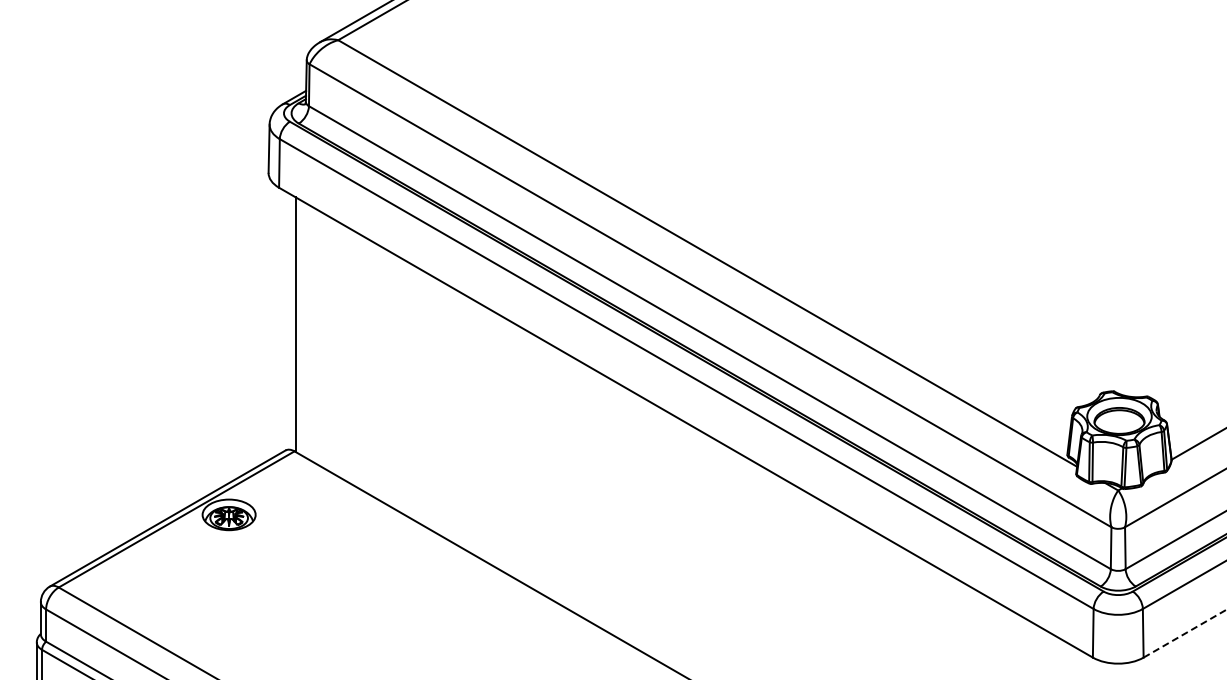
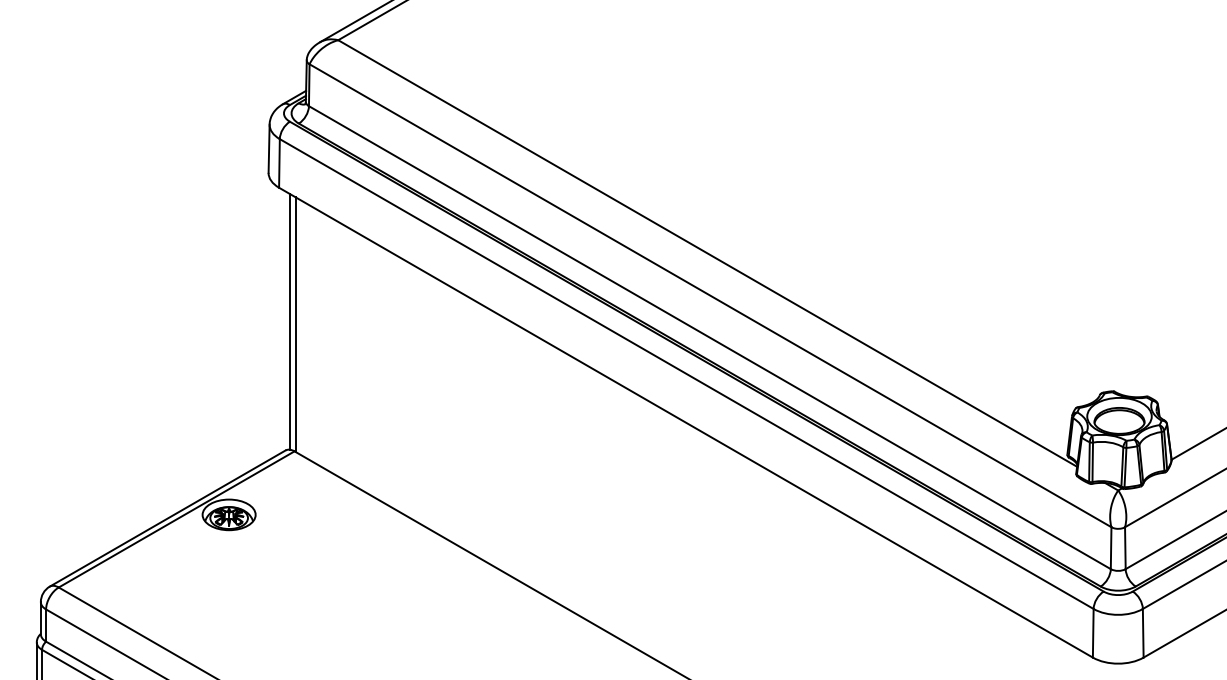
line: none -> present (290, 321)
line: dashed -> solid (1185, 633)
